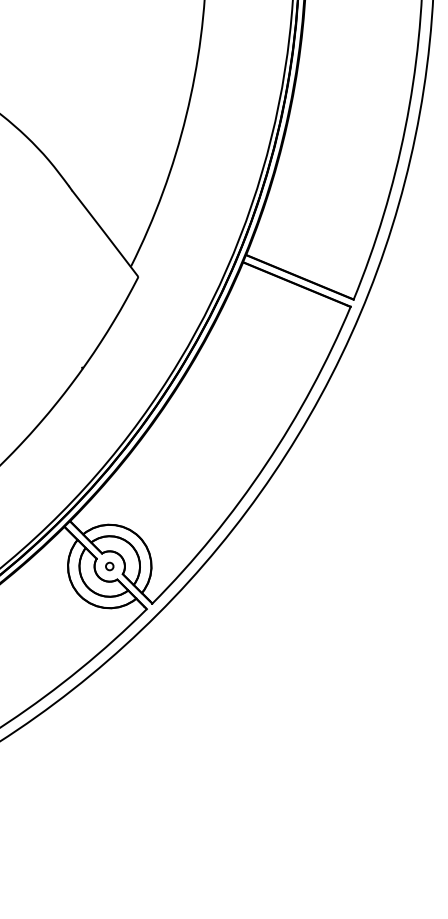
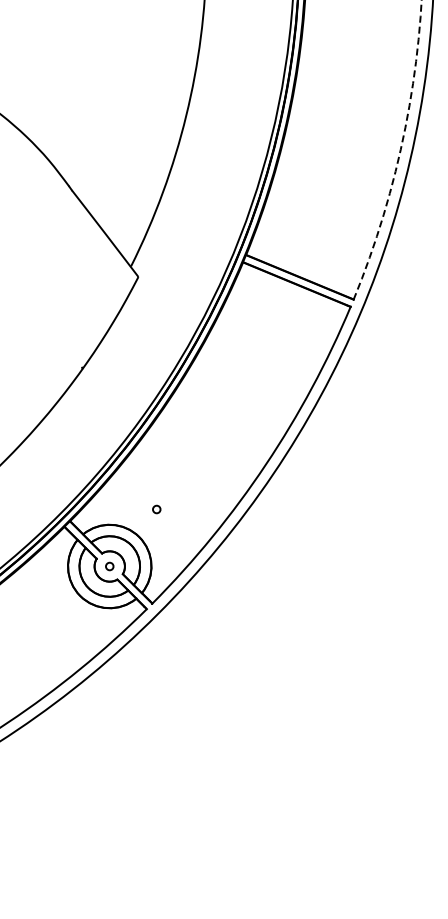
arc: solid -> dashed (400, 151)
circle: none -> present (156, 509)
